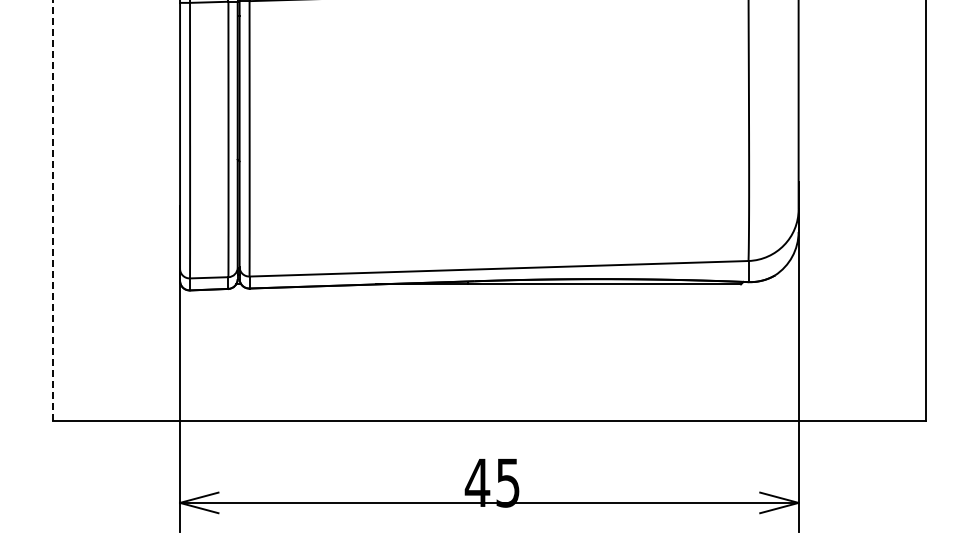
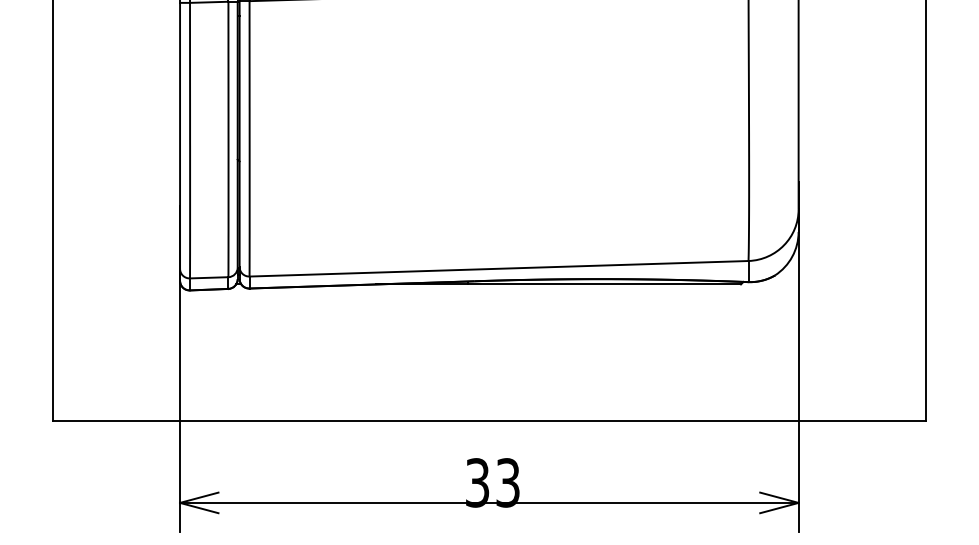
line: dashed -> solid (52, 210)
text: 45 -> 33 (491, 482)
